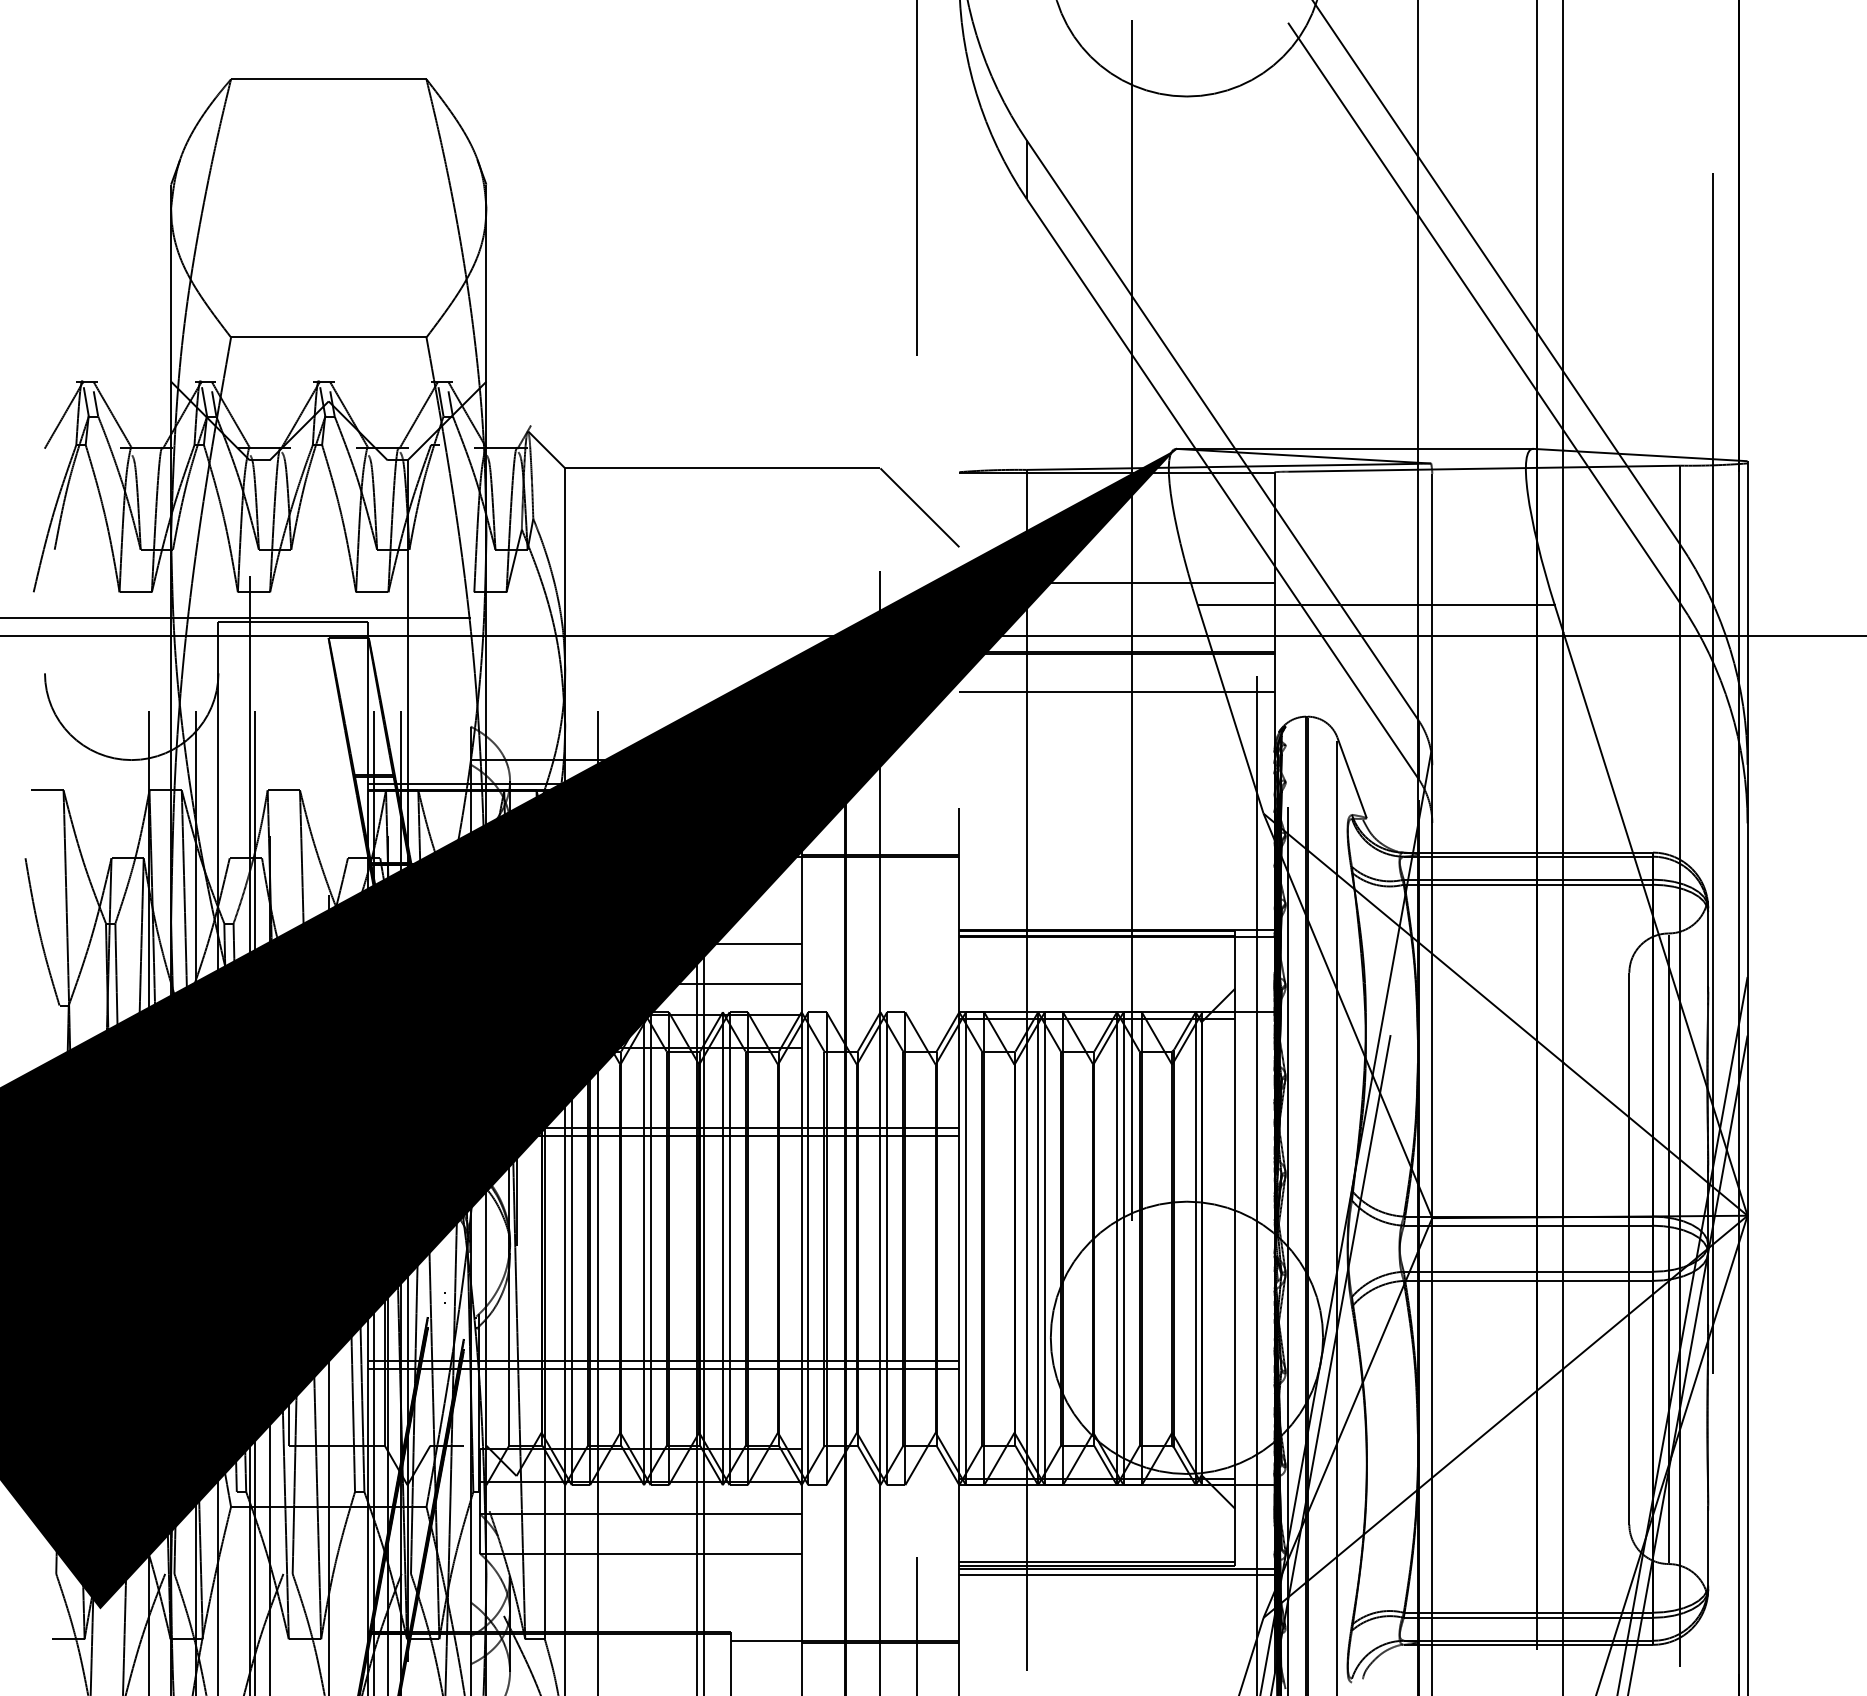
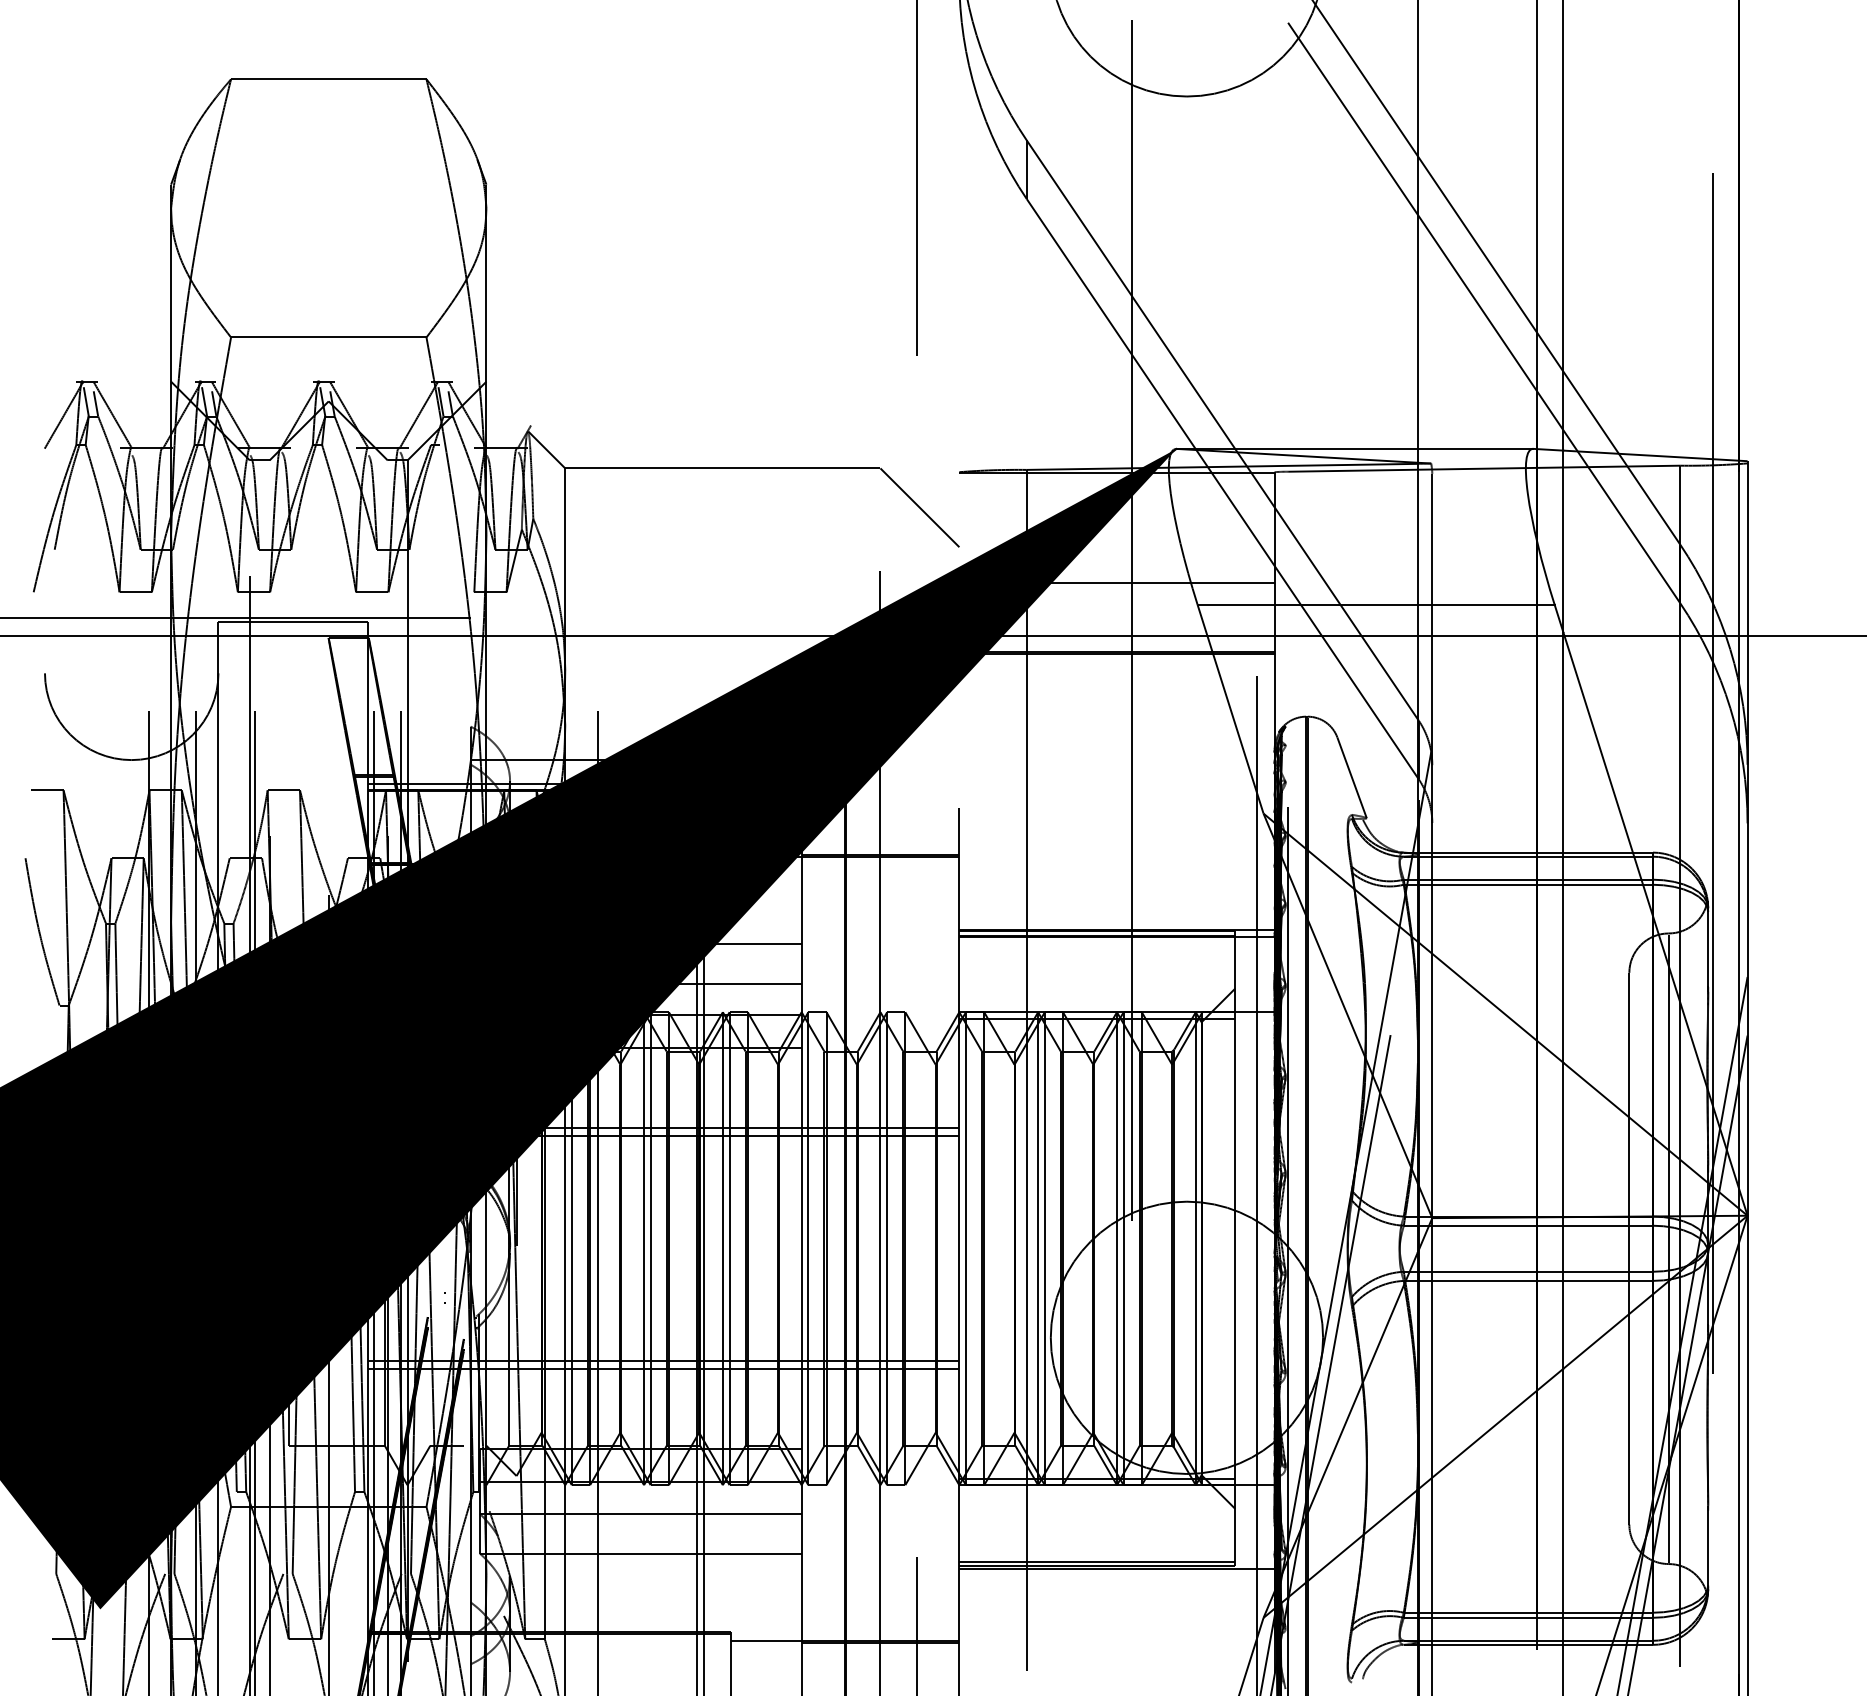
line: present -> none (1116, 692)
line: present -> none (1337, 1216)
line: present -> none (1116, 1575)
